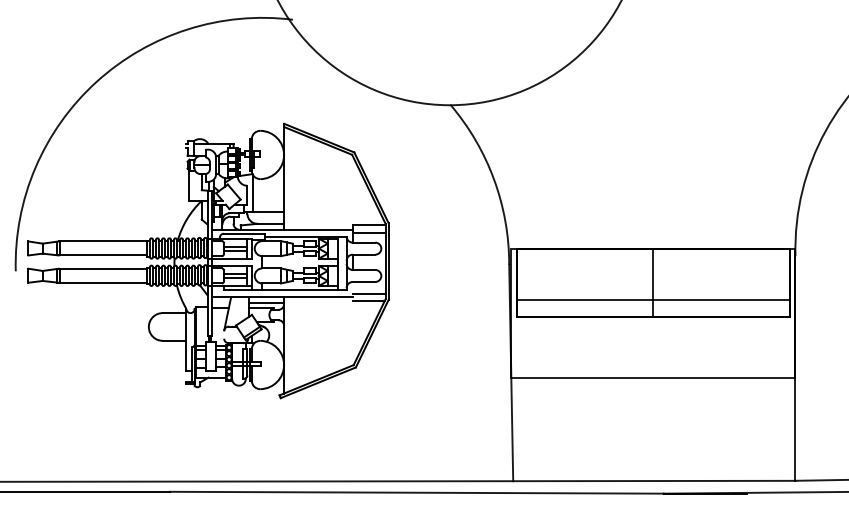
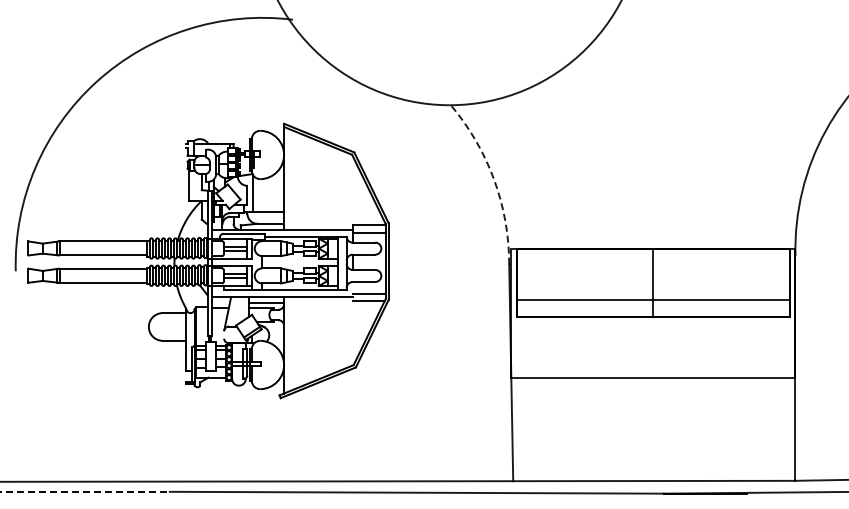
arc: solid -> dashed (494, 179)
line: solid -> dashed (85, 491)
